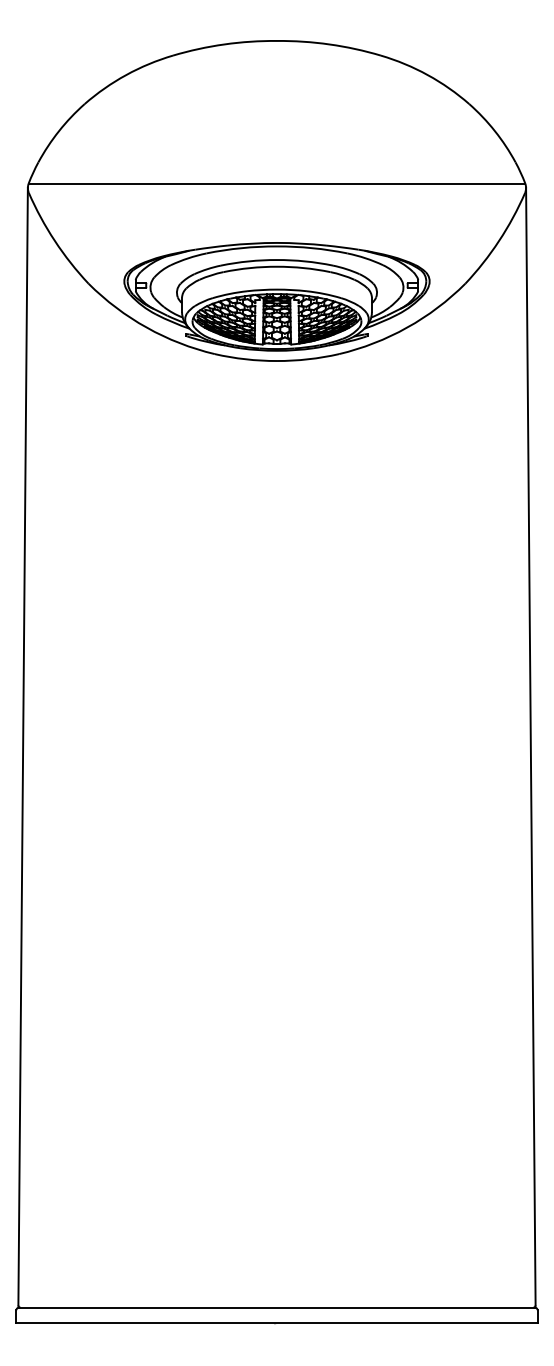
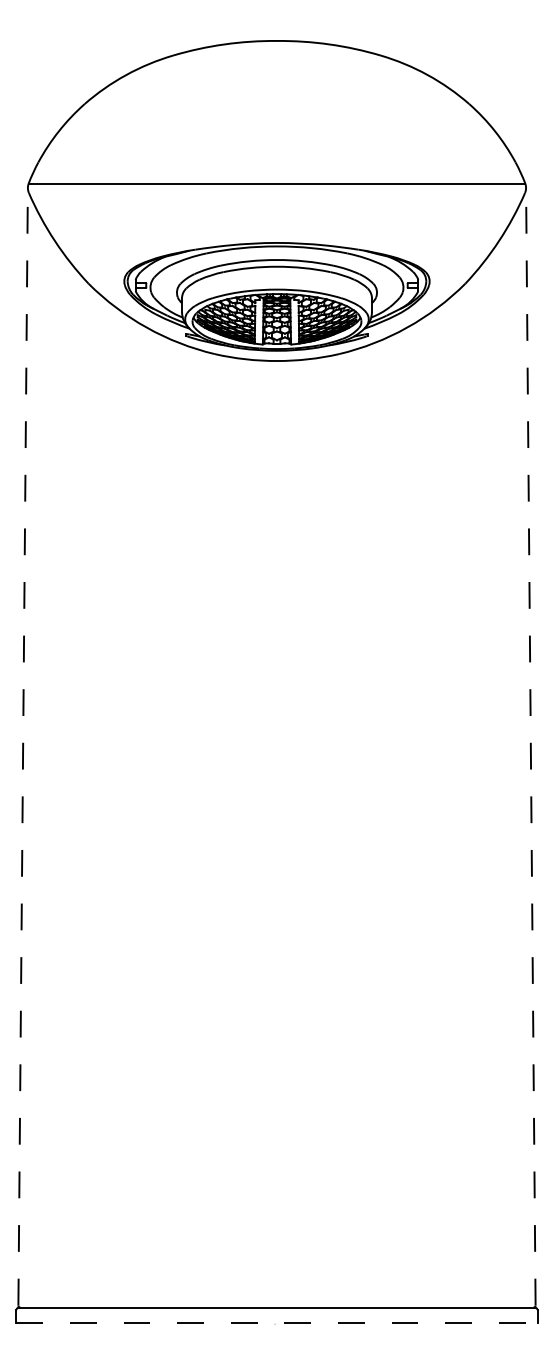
line: solid -> dashed (23, 746)
line: solid -> dashed (530, 746)
line: solid -> dashed (277, 1323)
